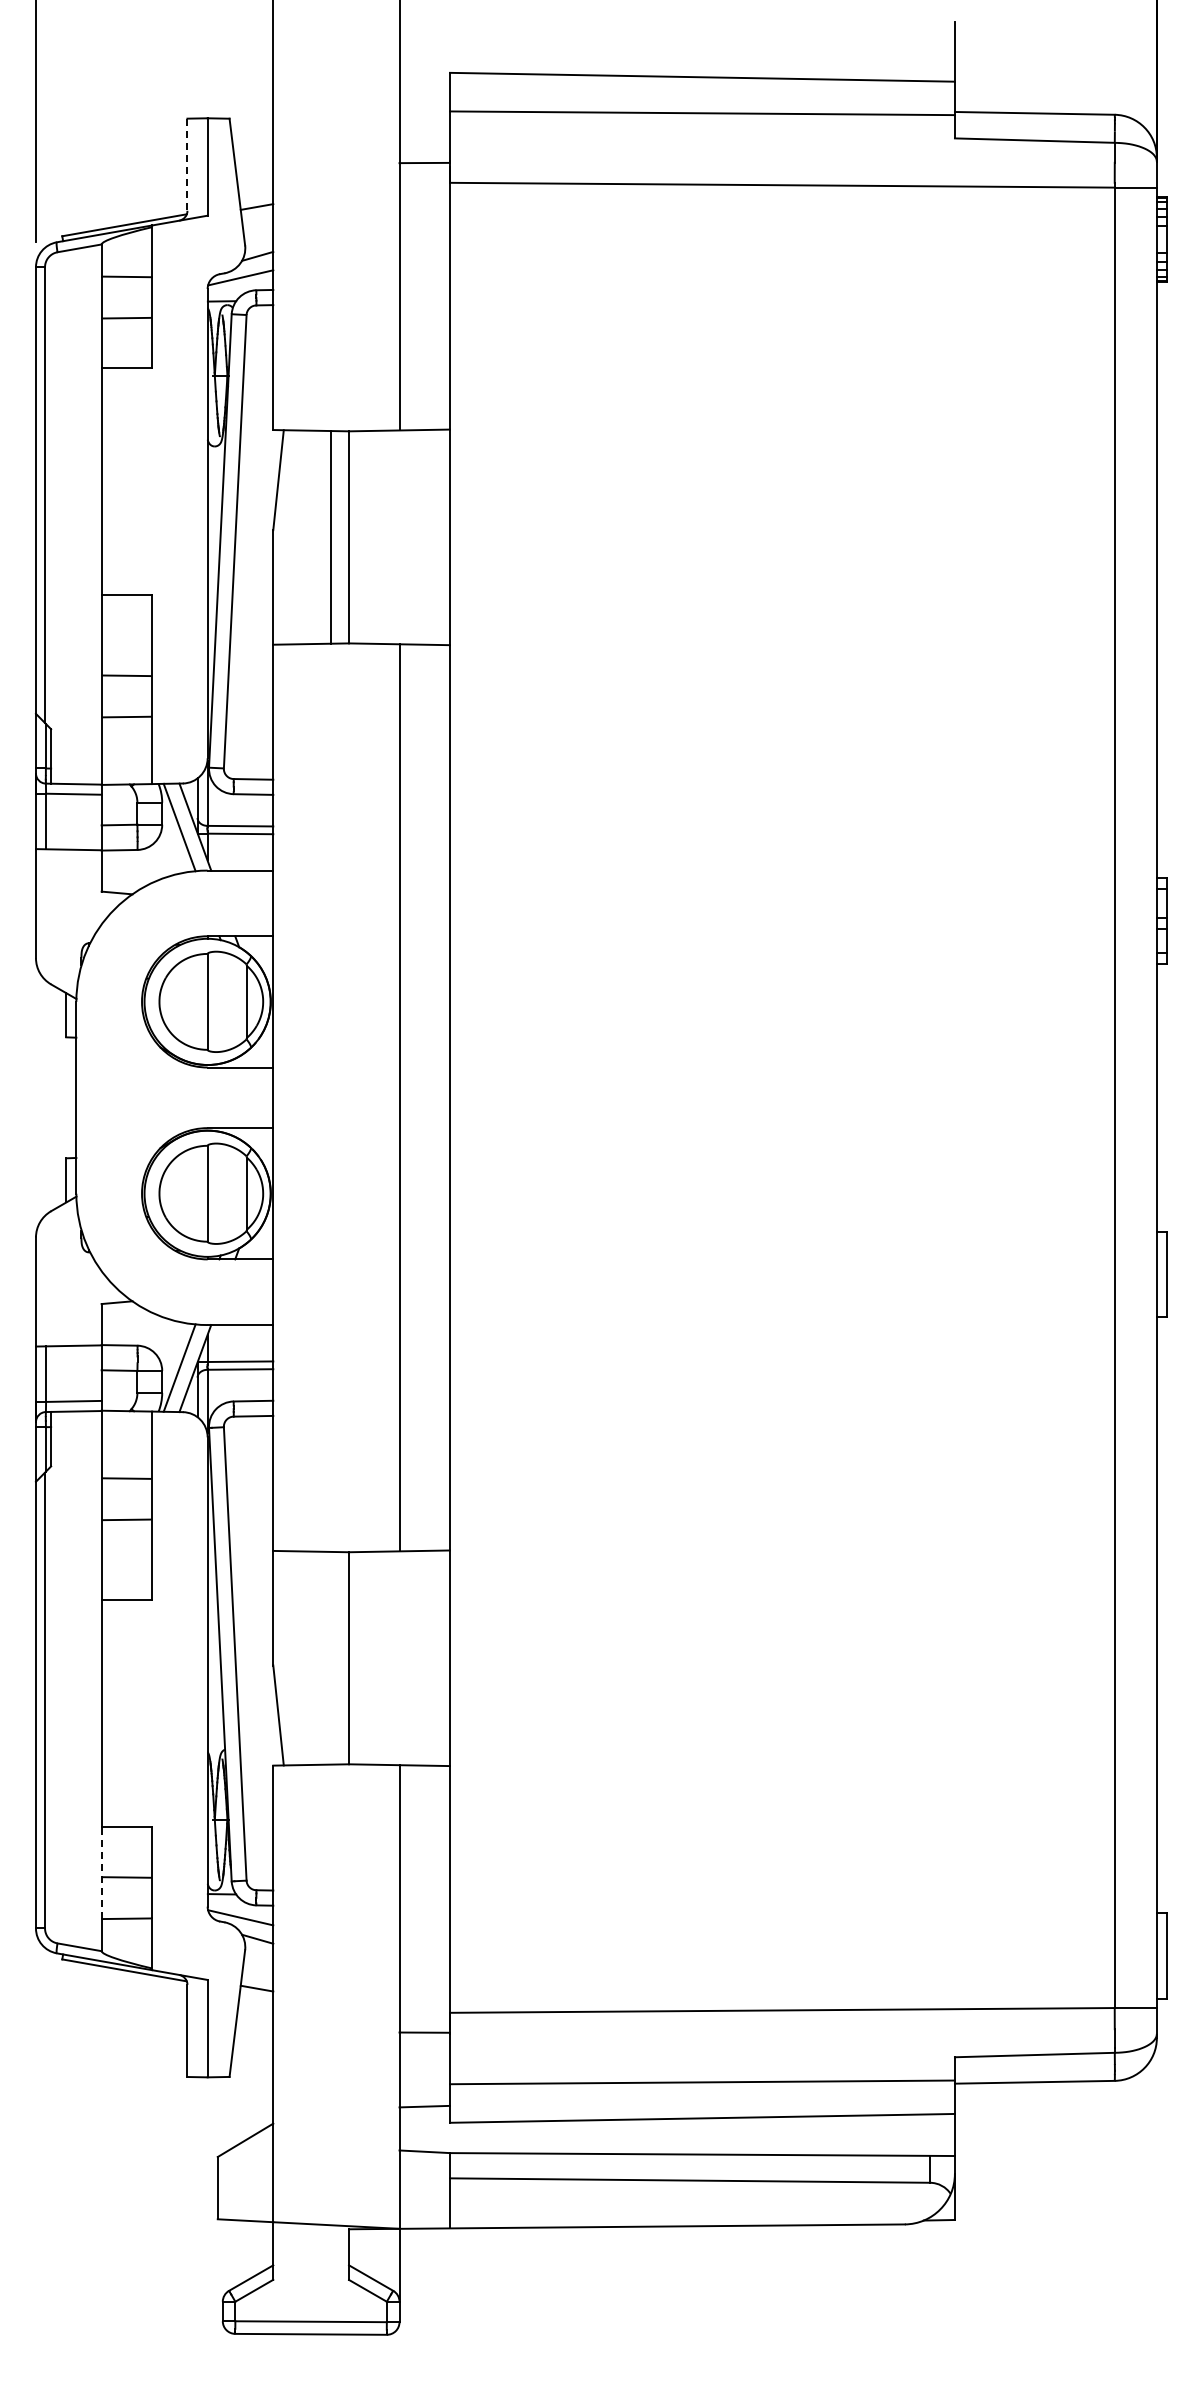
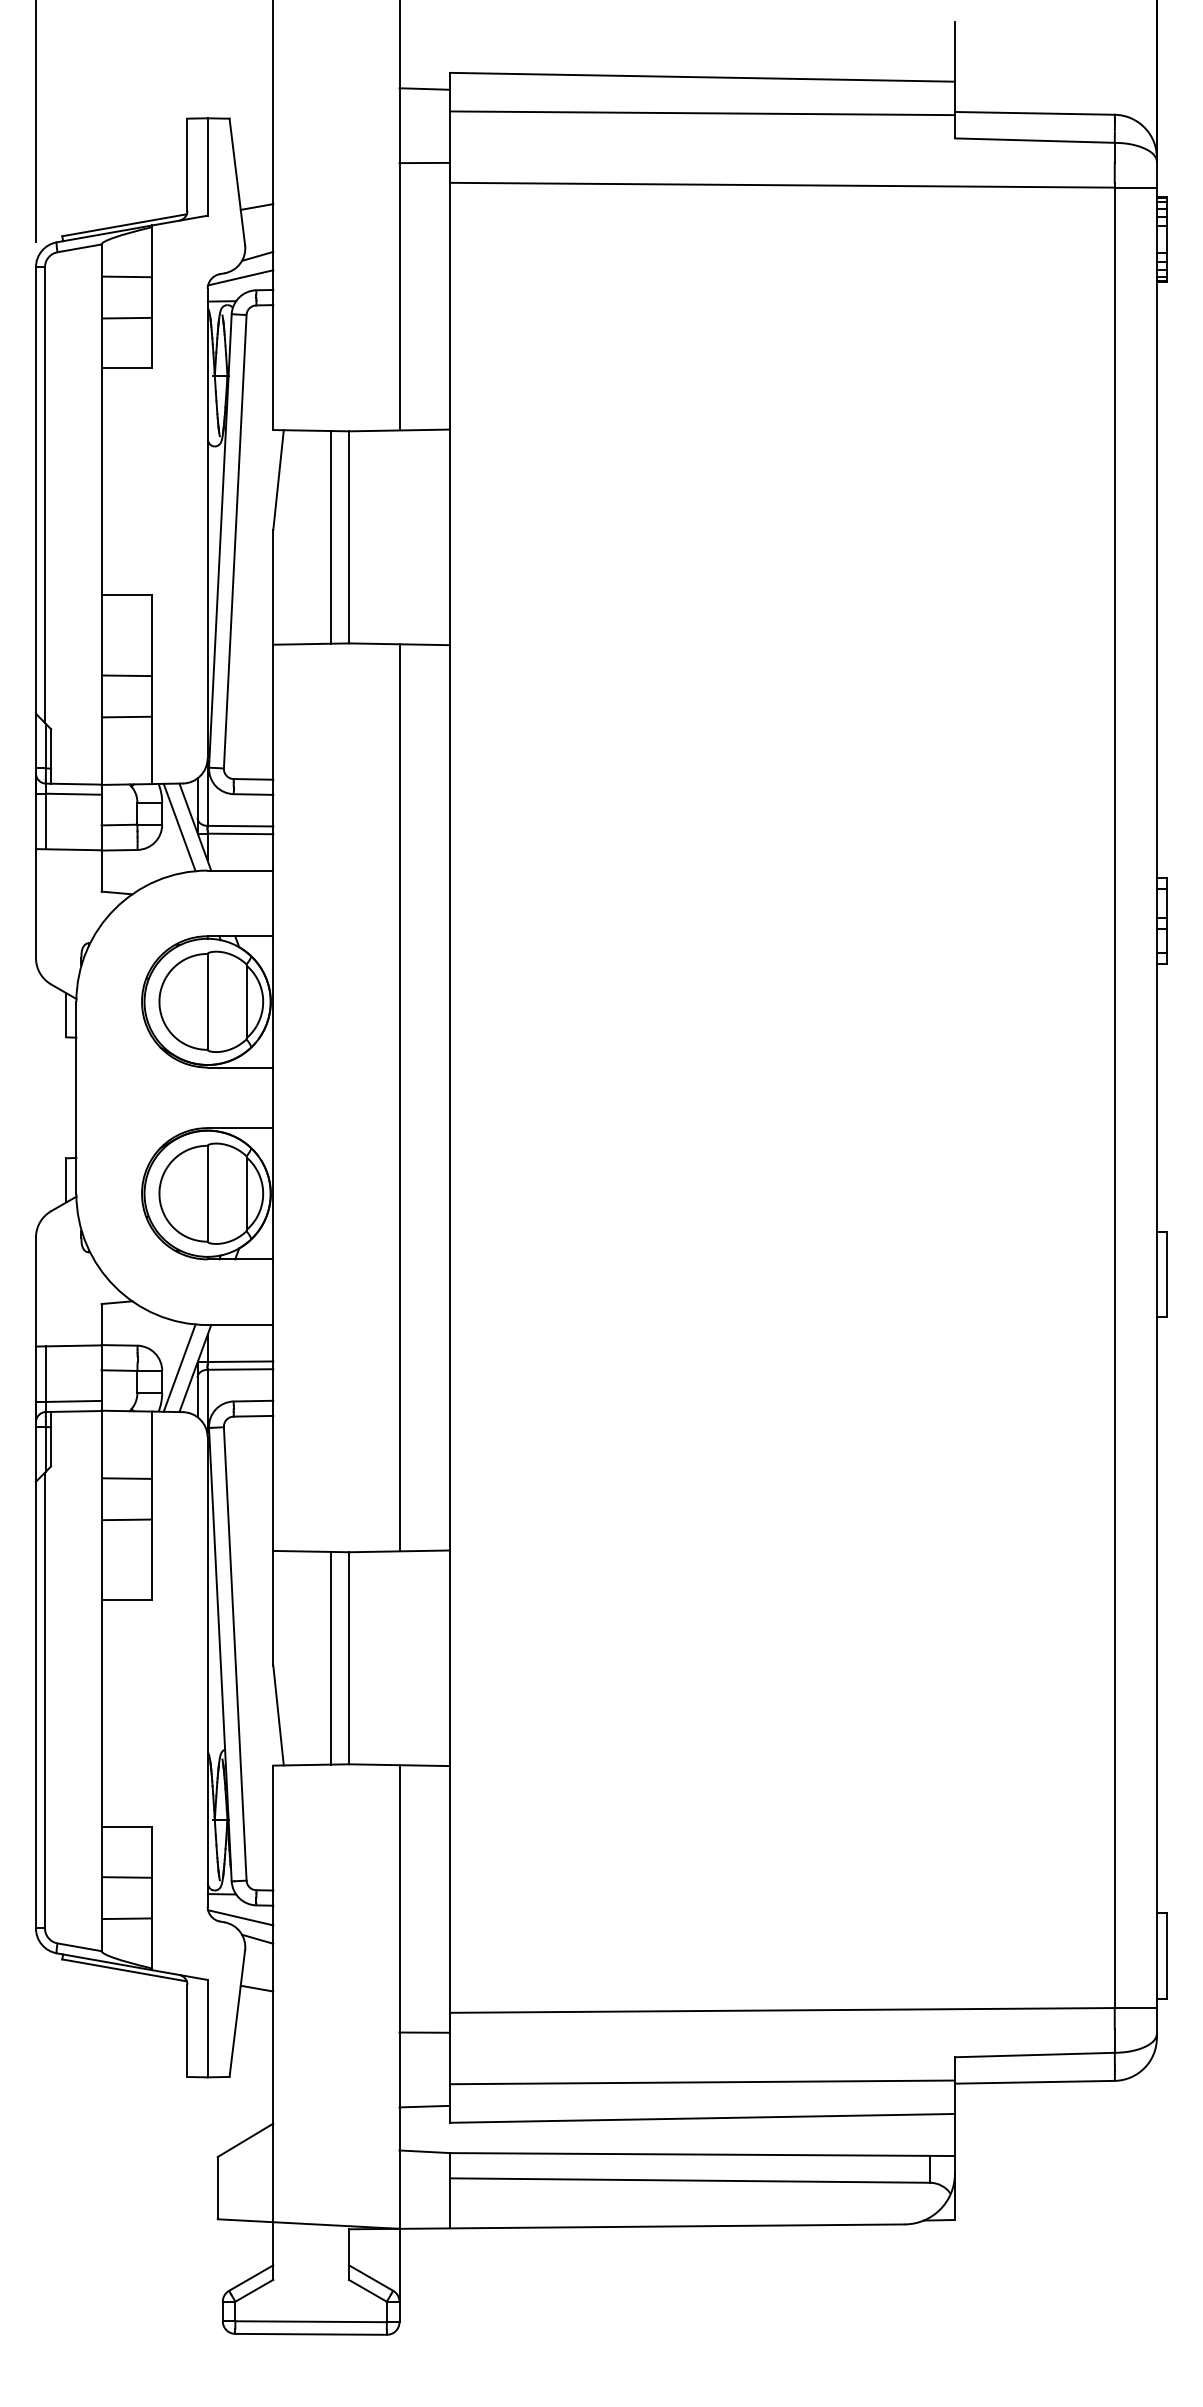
line: none -> present (424, 88)
line: dashed -> solid (187, 165)
line: none -> present (331, 1657)
line: dashed -> solid (101, 1873)
